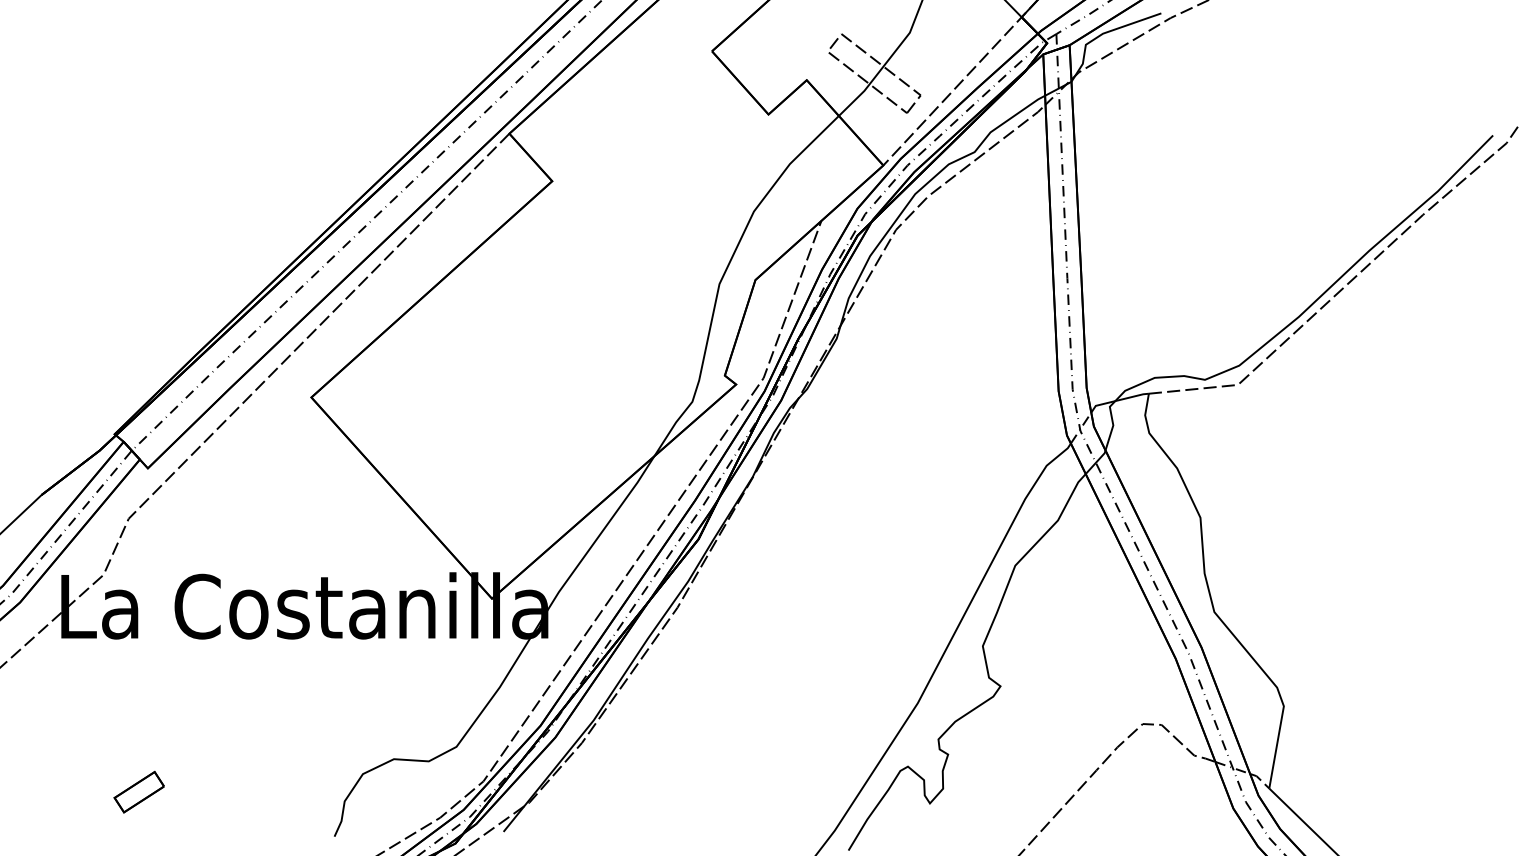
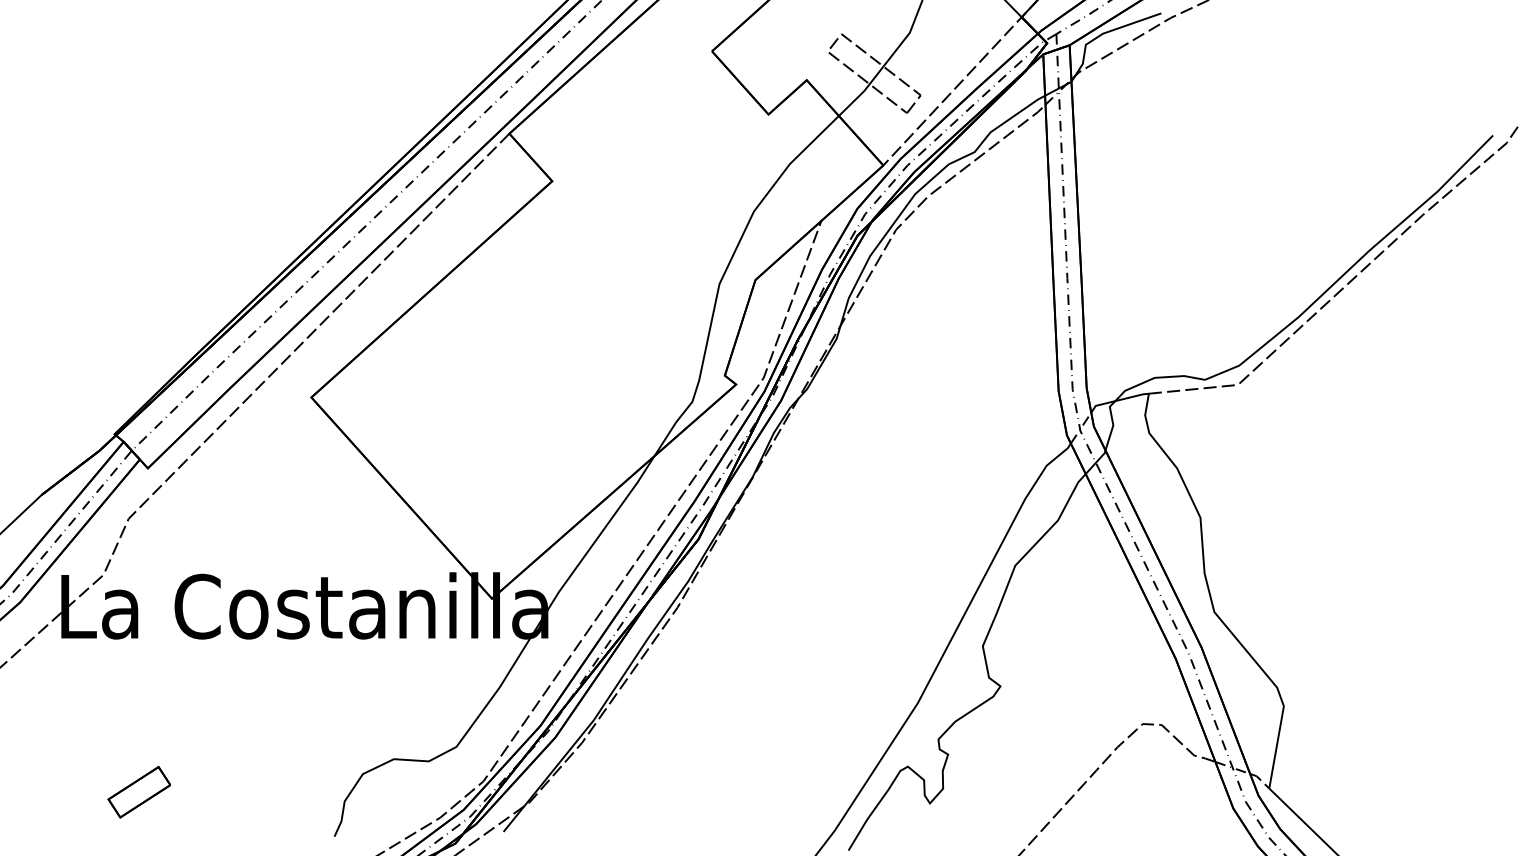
part size: 52x44 px -> 64x54 px (138, 791)
